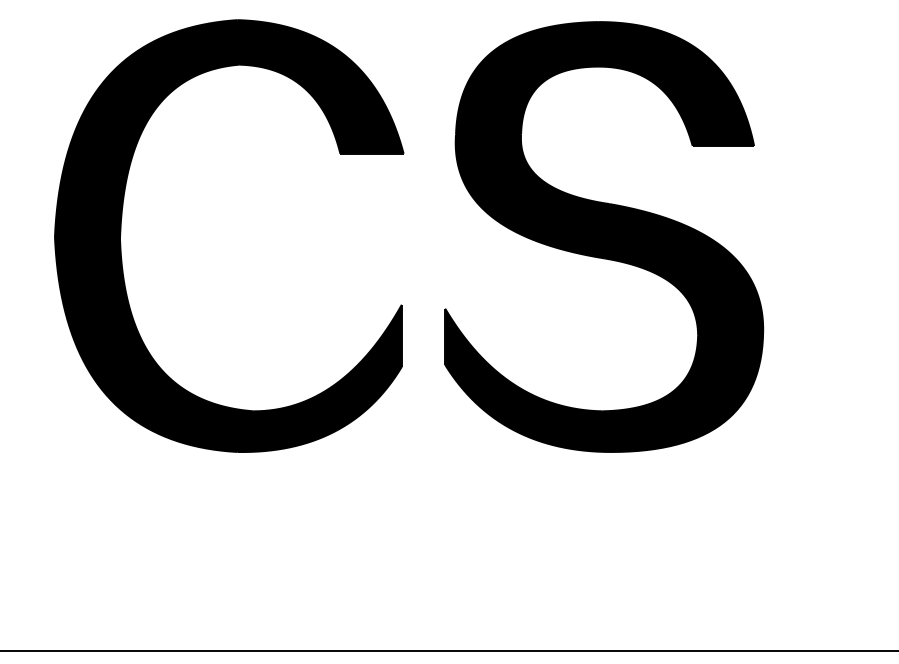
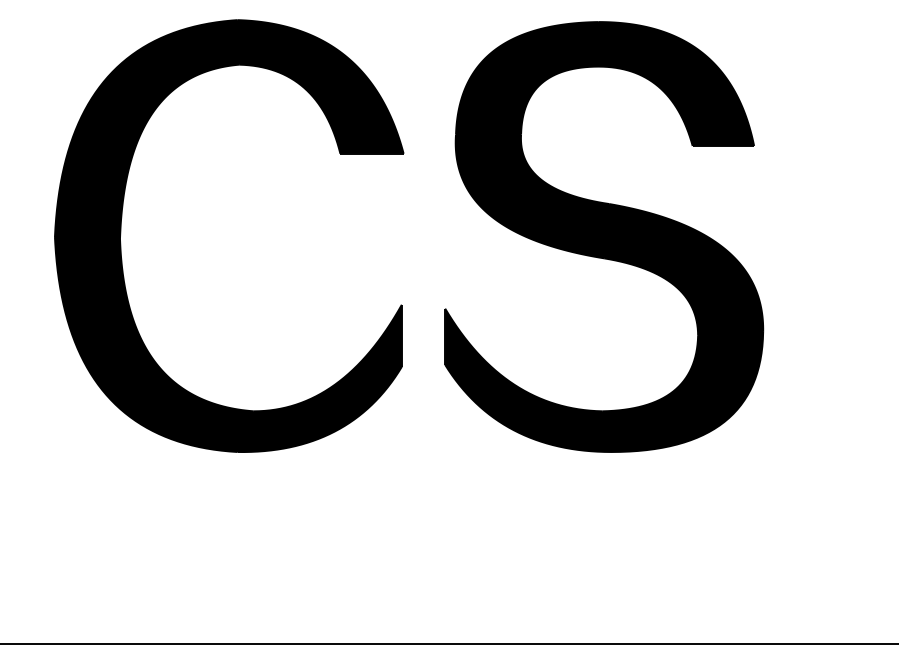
line position: (448, 650) -> (448, 643) (448, 643)
